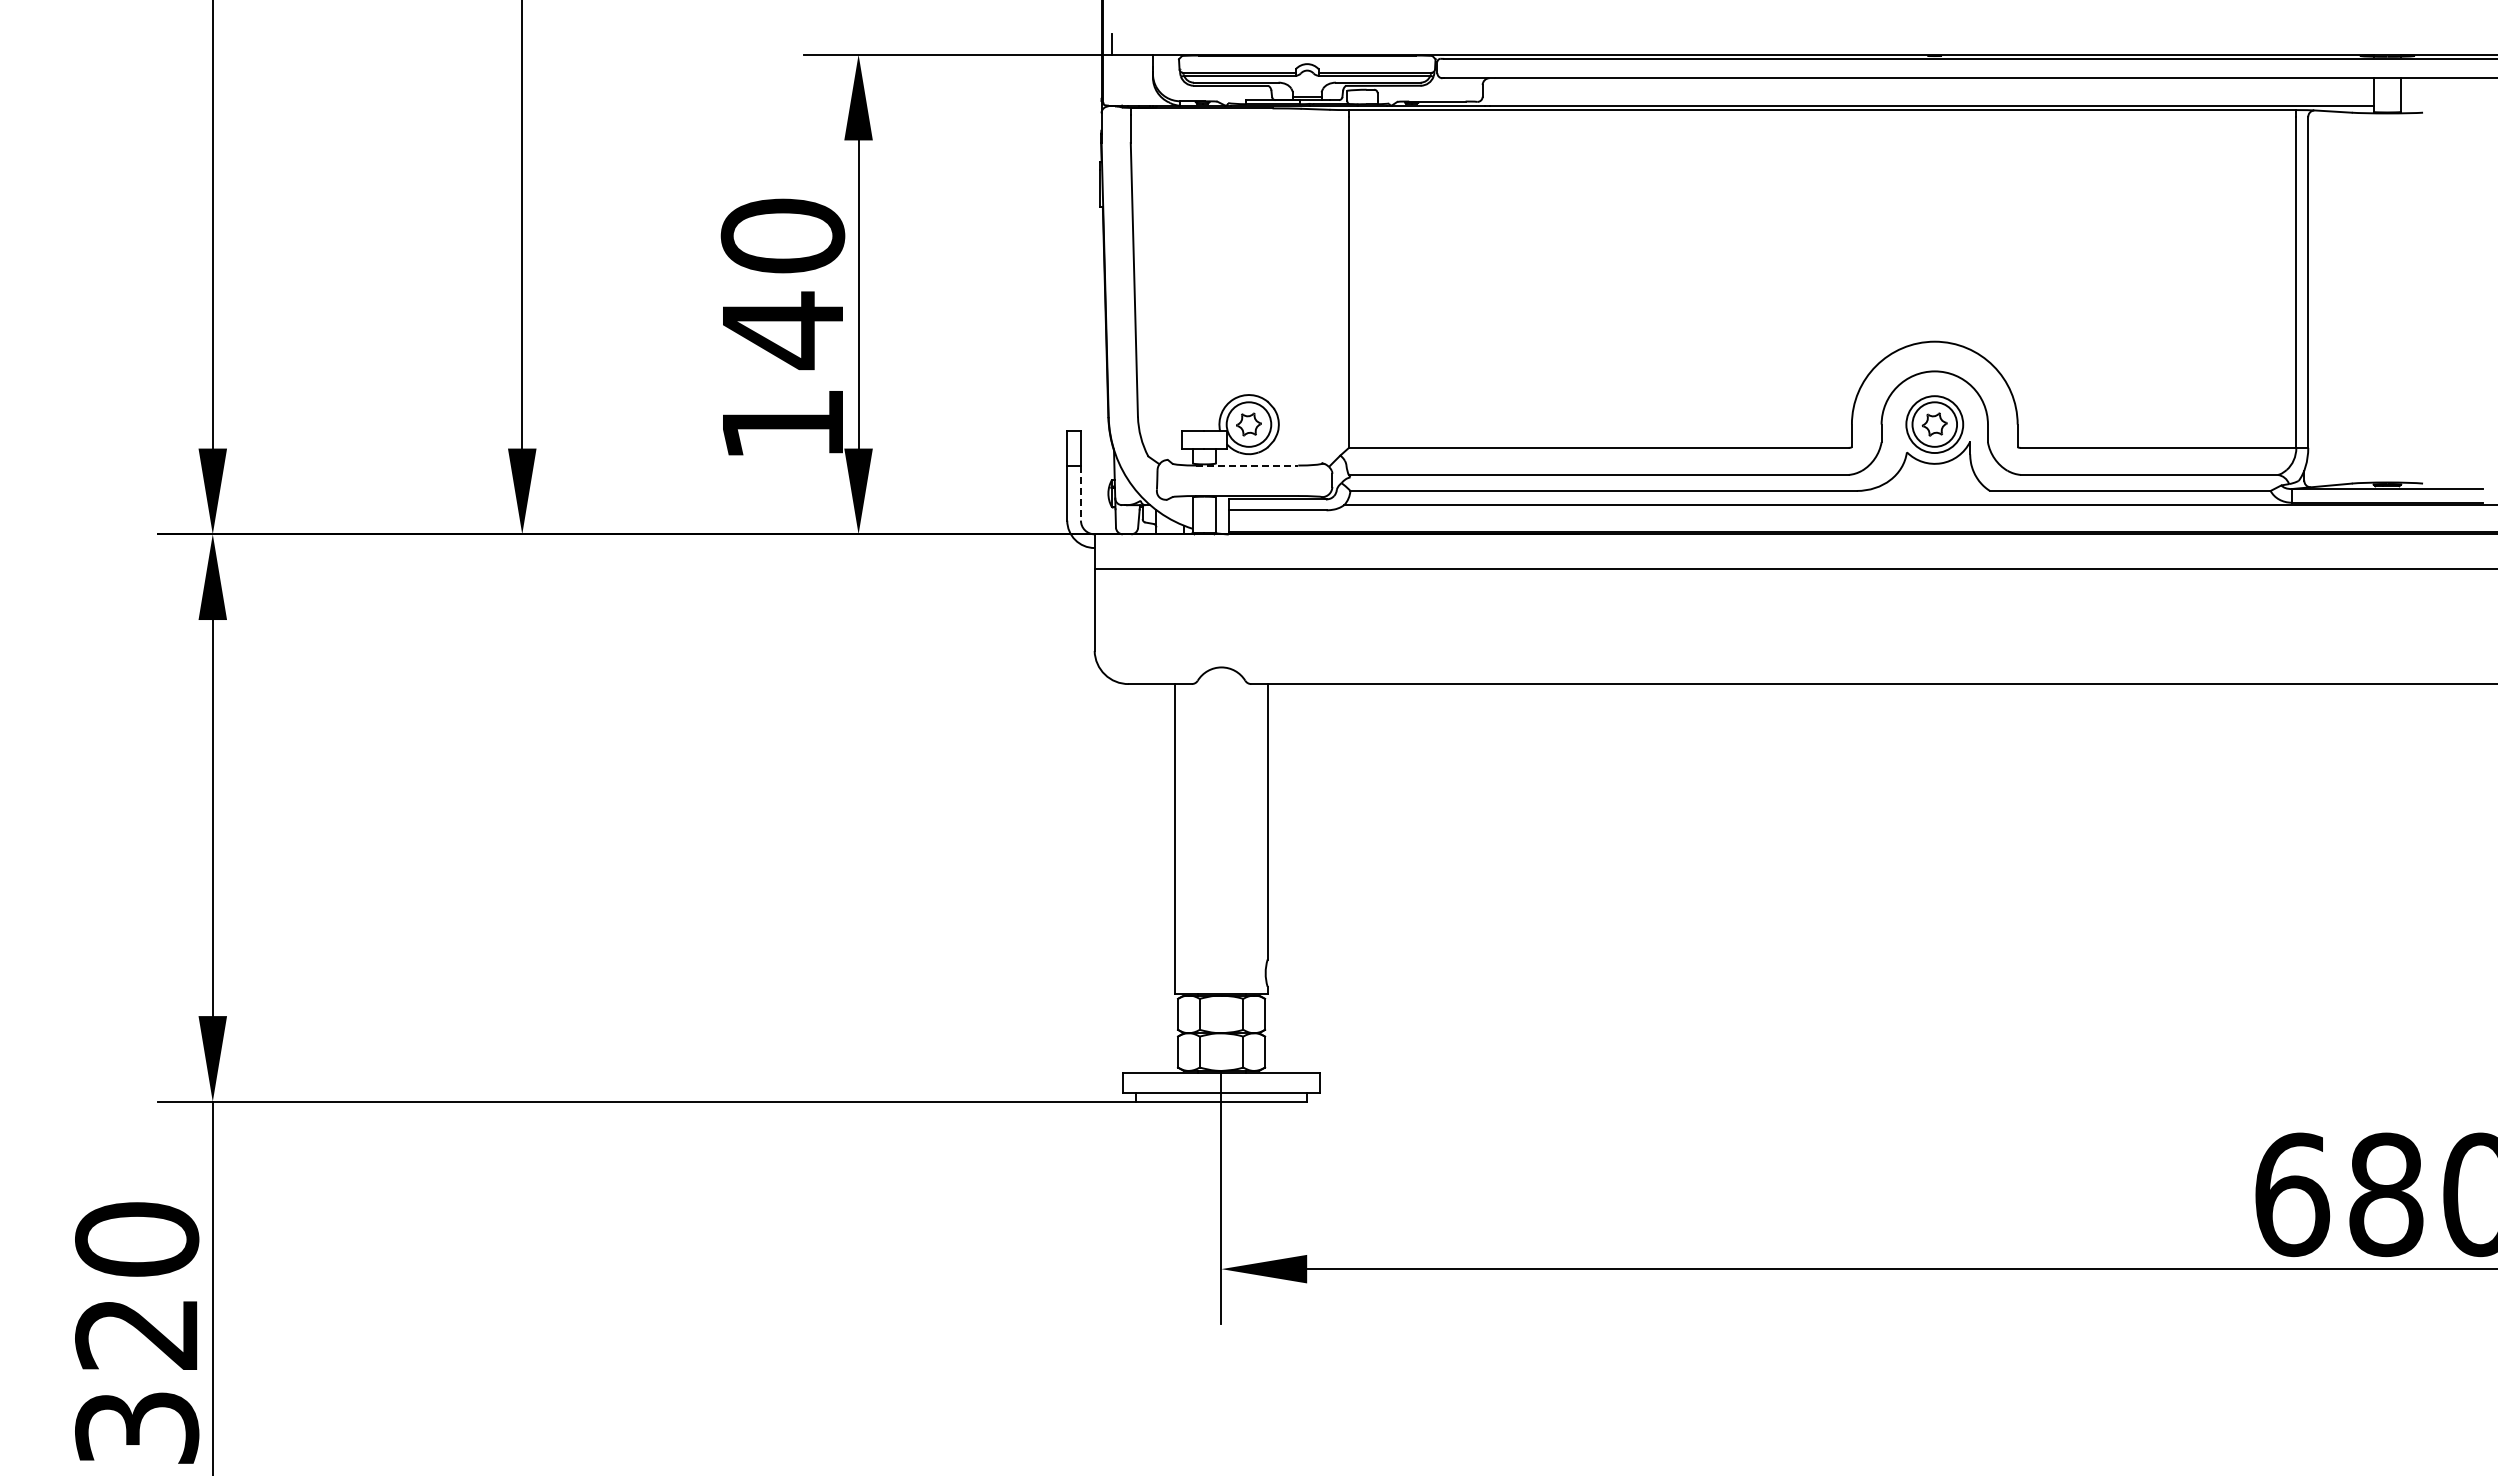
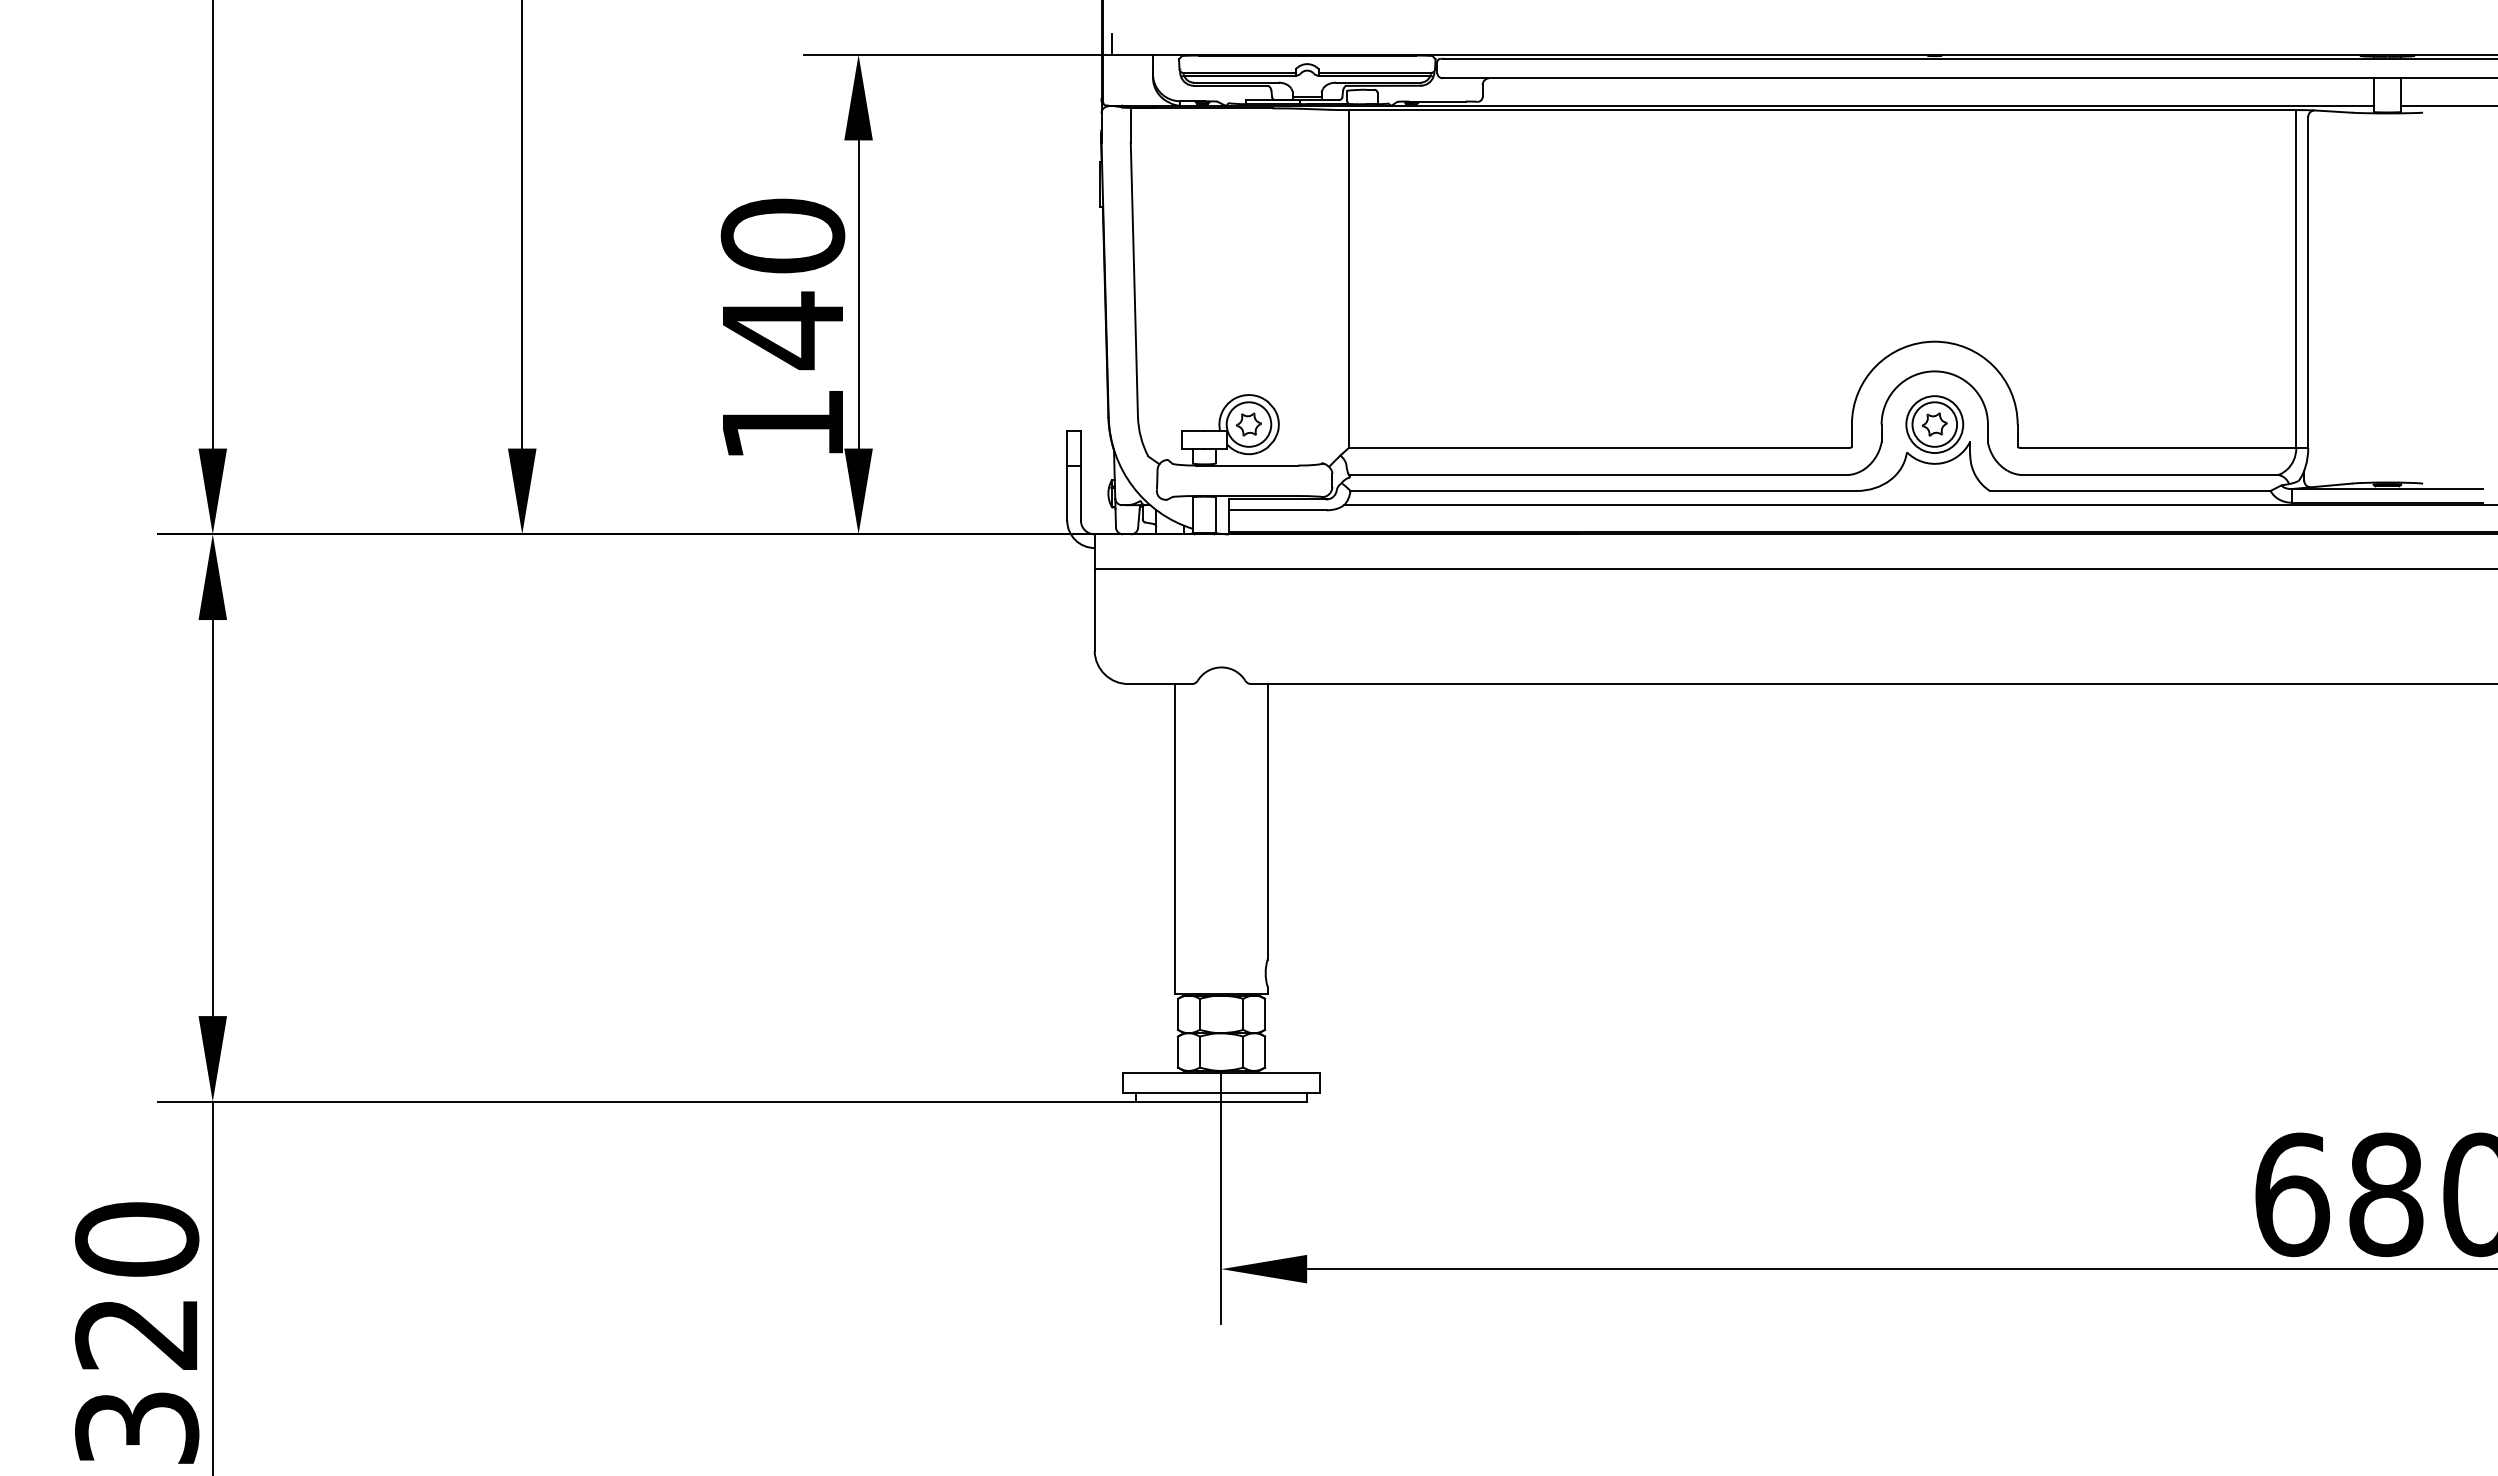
line: none -> present (2447, 105)
line: dashed -> solid (1247, 465)
line: dashed -> solid (1080, 493)
